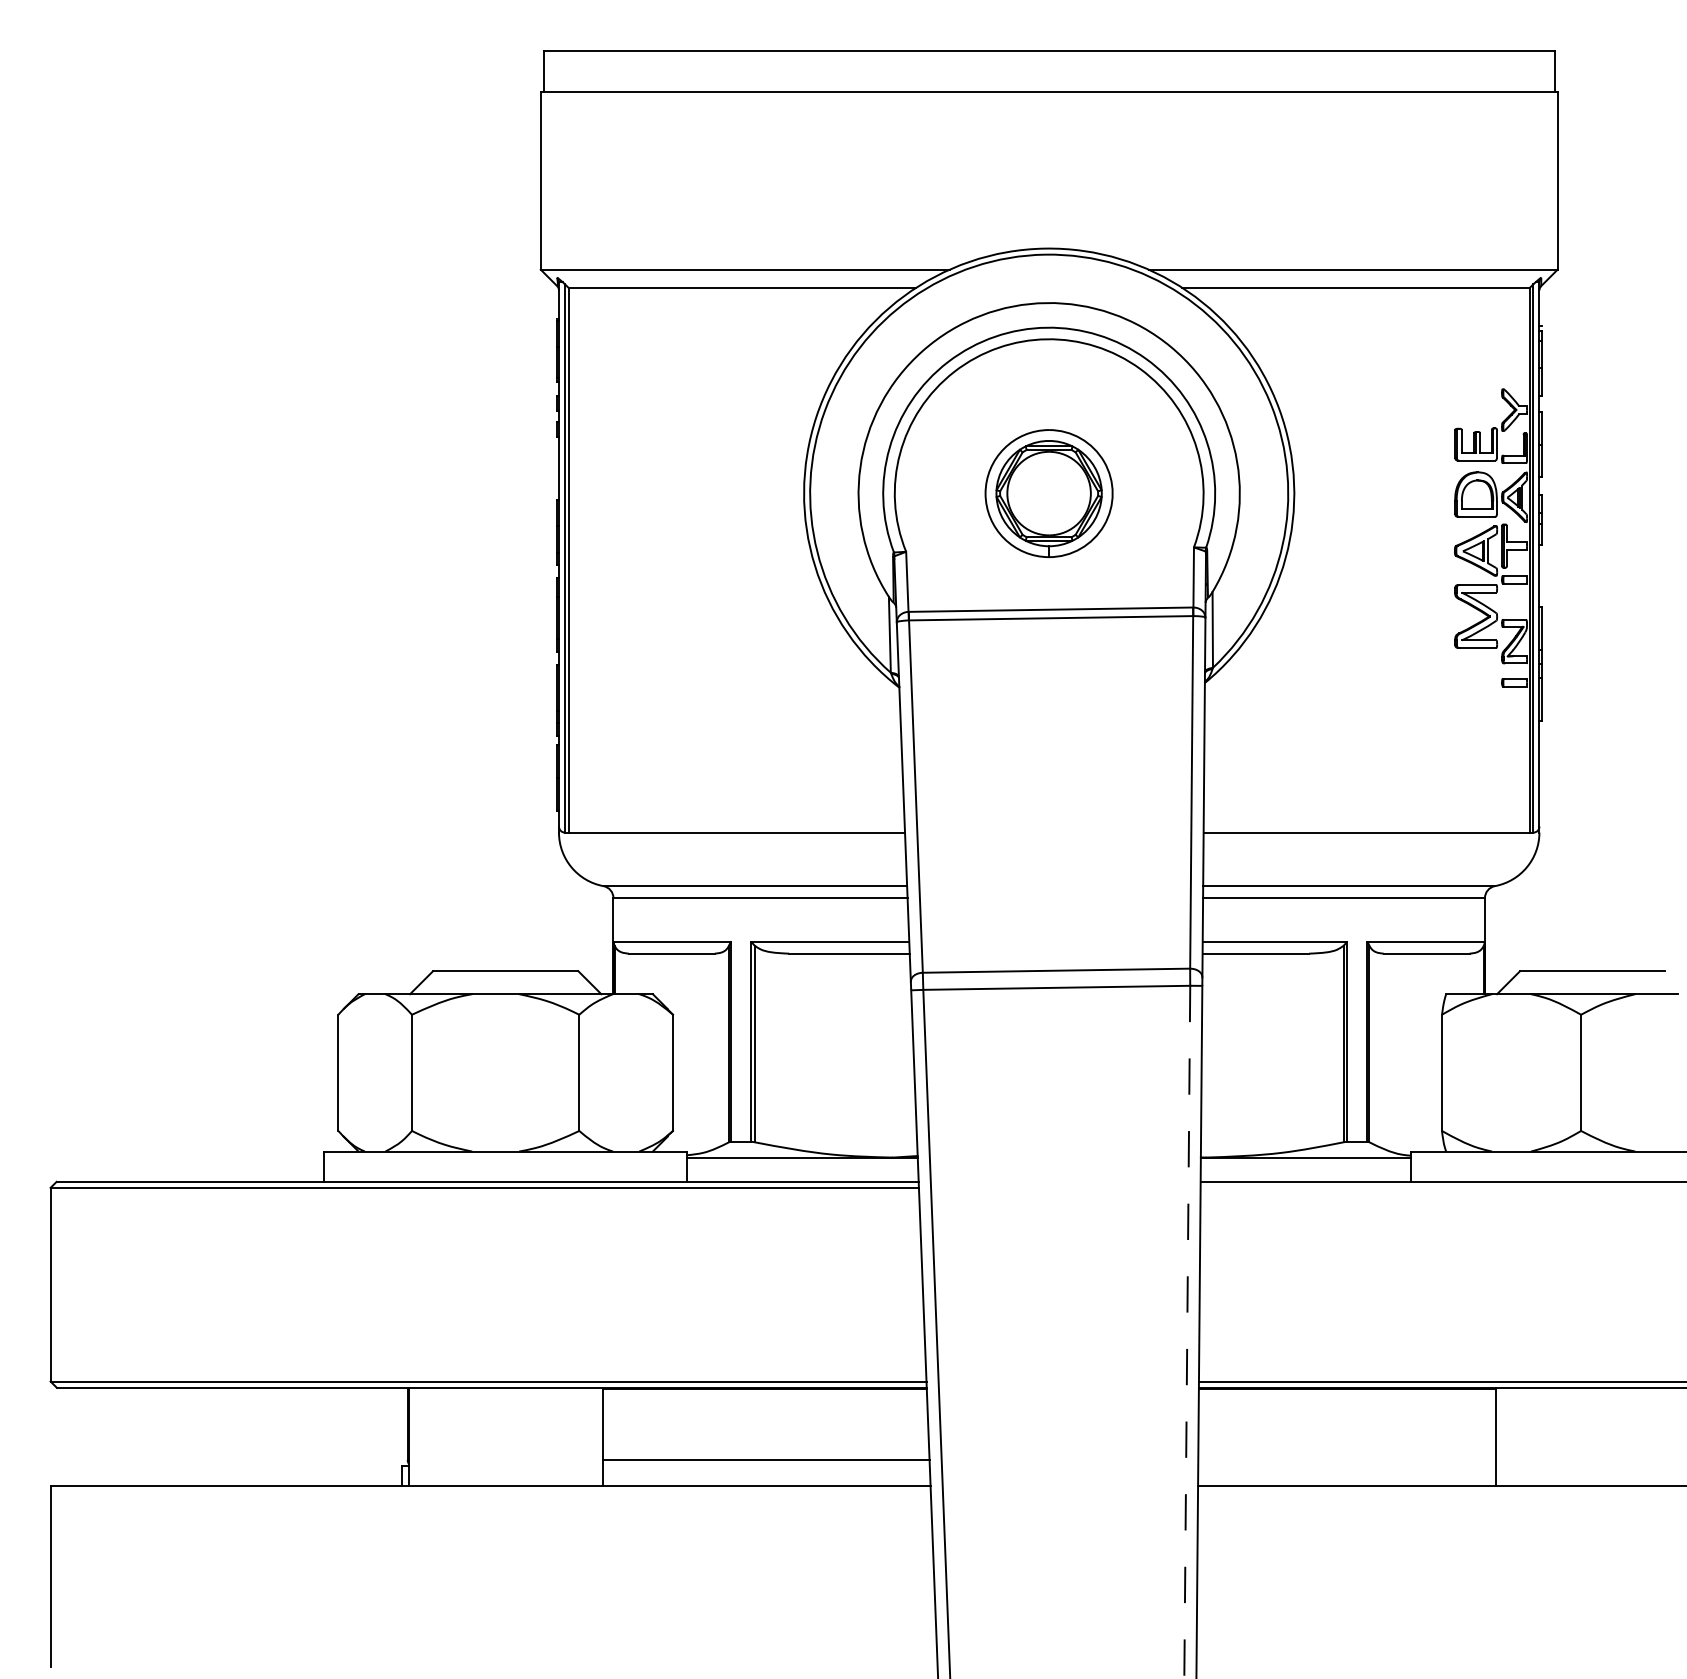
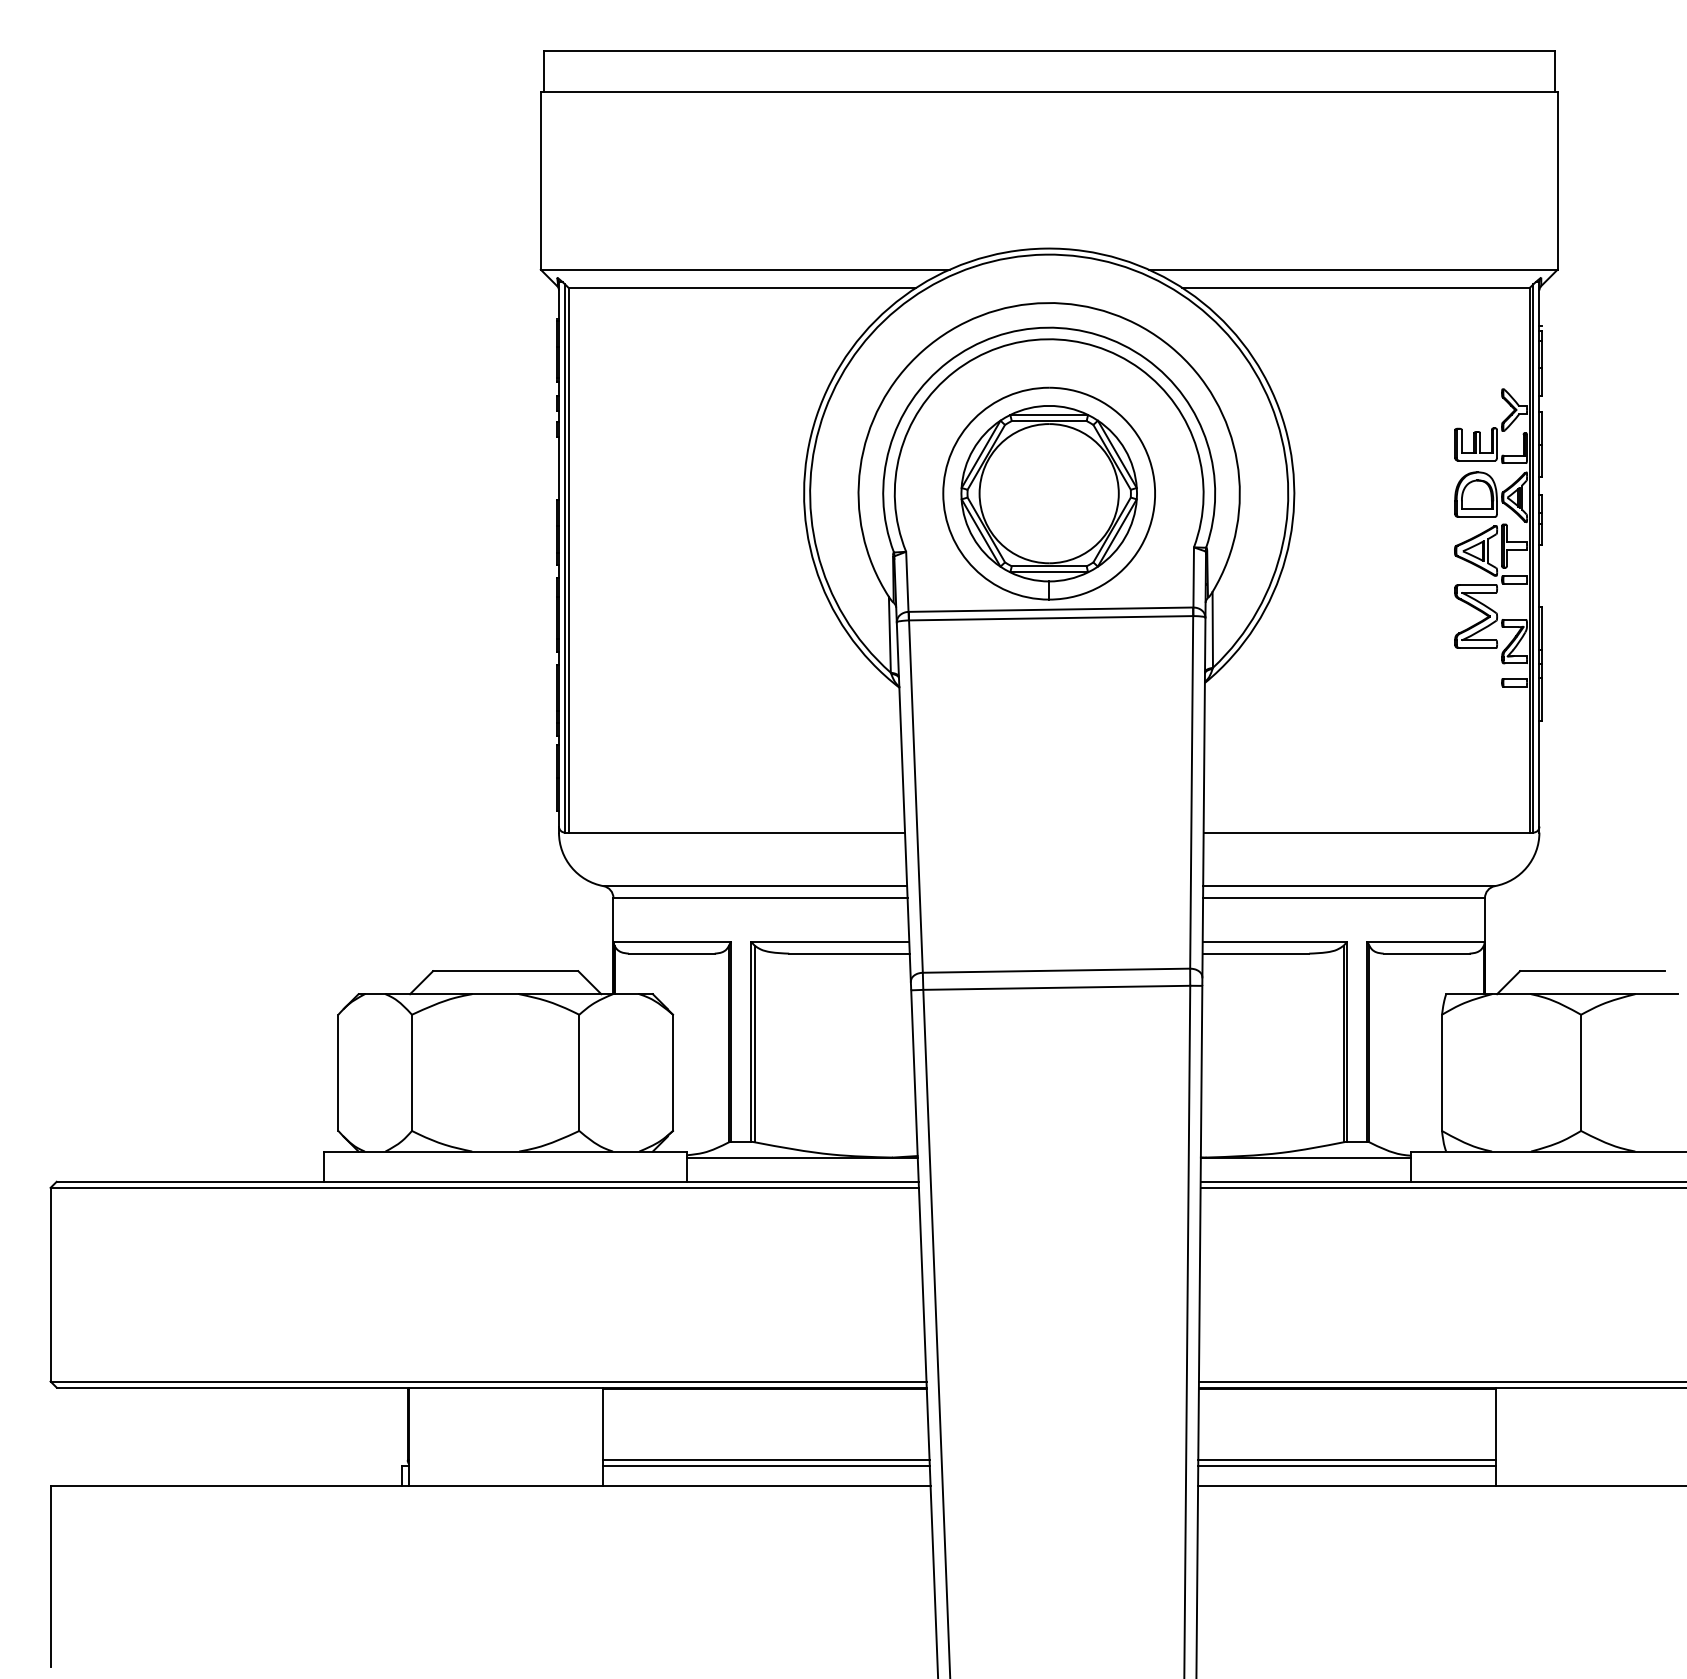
part size: 130x129 px -> 214x215 px (1048, 493)
line: none -> present (1441, 1187)
line: dashed -> solid (1187, 1332)
line: none -> present (1346, 1460)
line: none -> present (765, 1466)
line: none -> present (1346, 1466)
